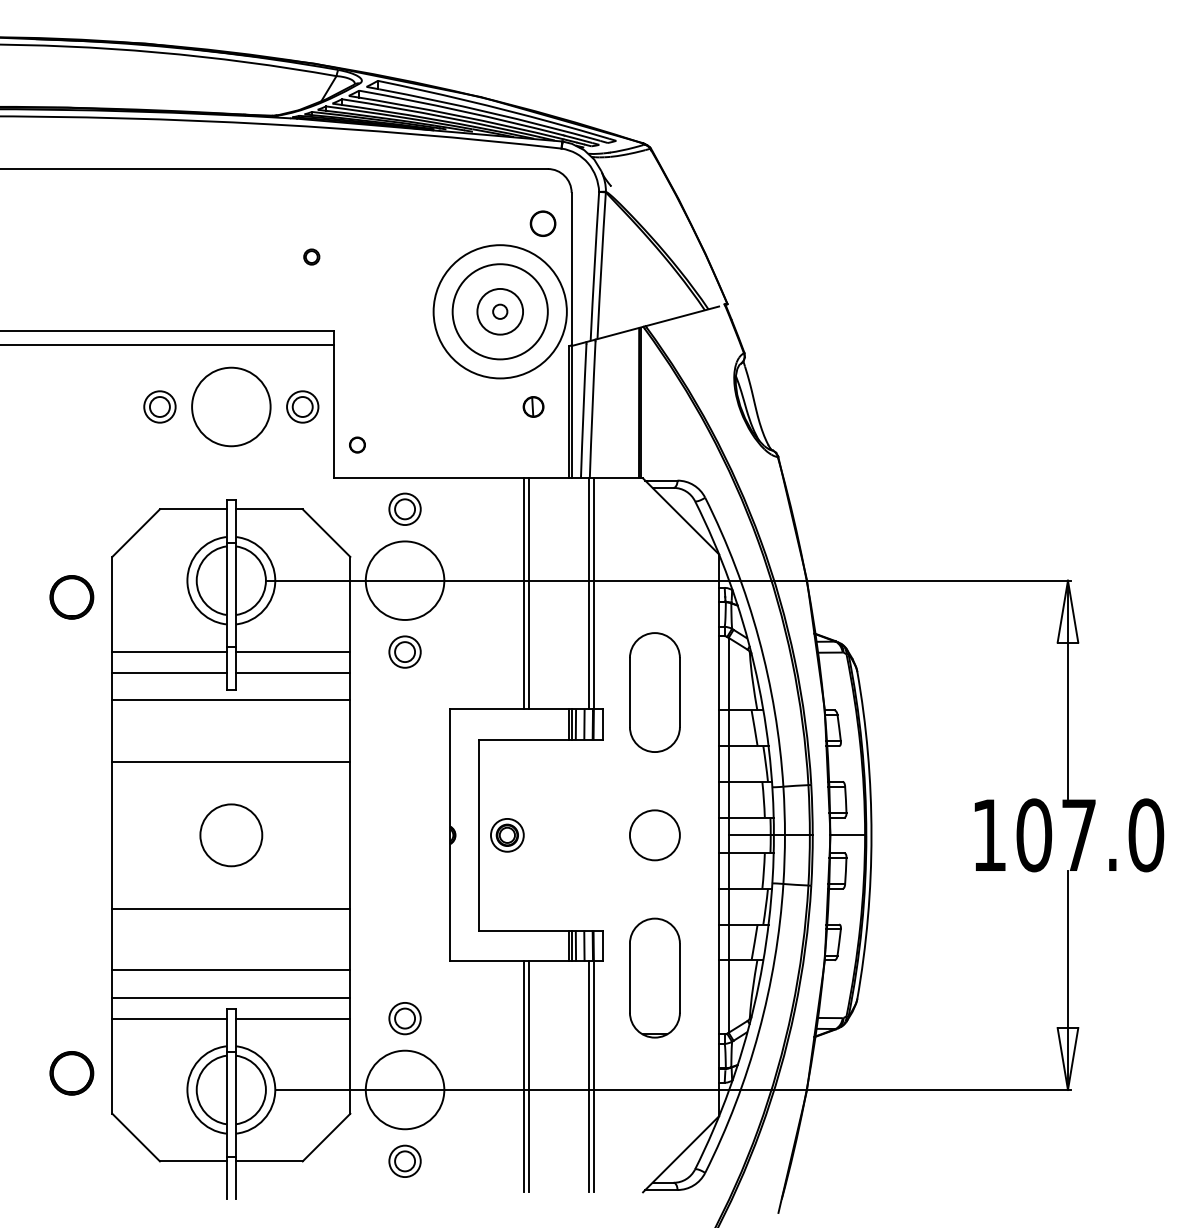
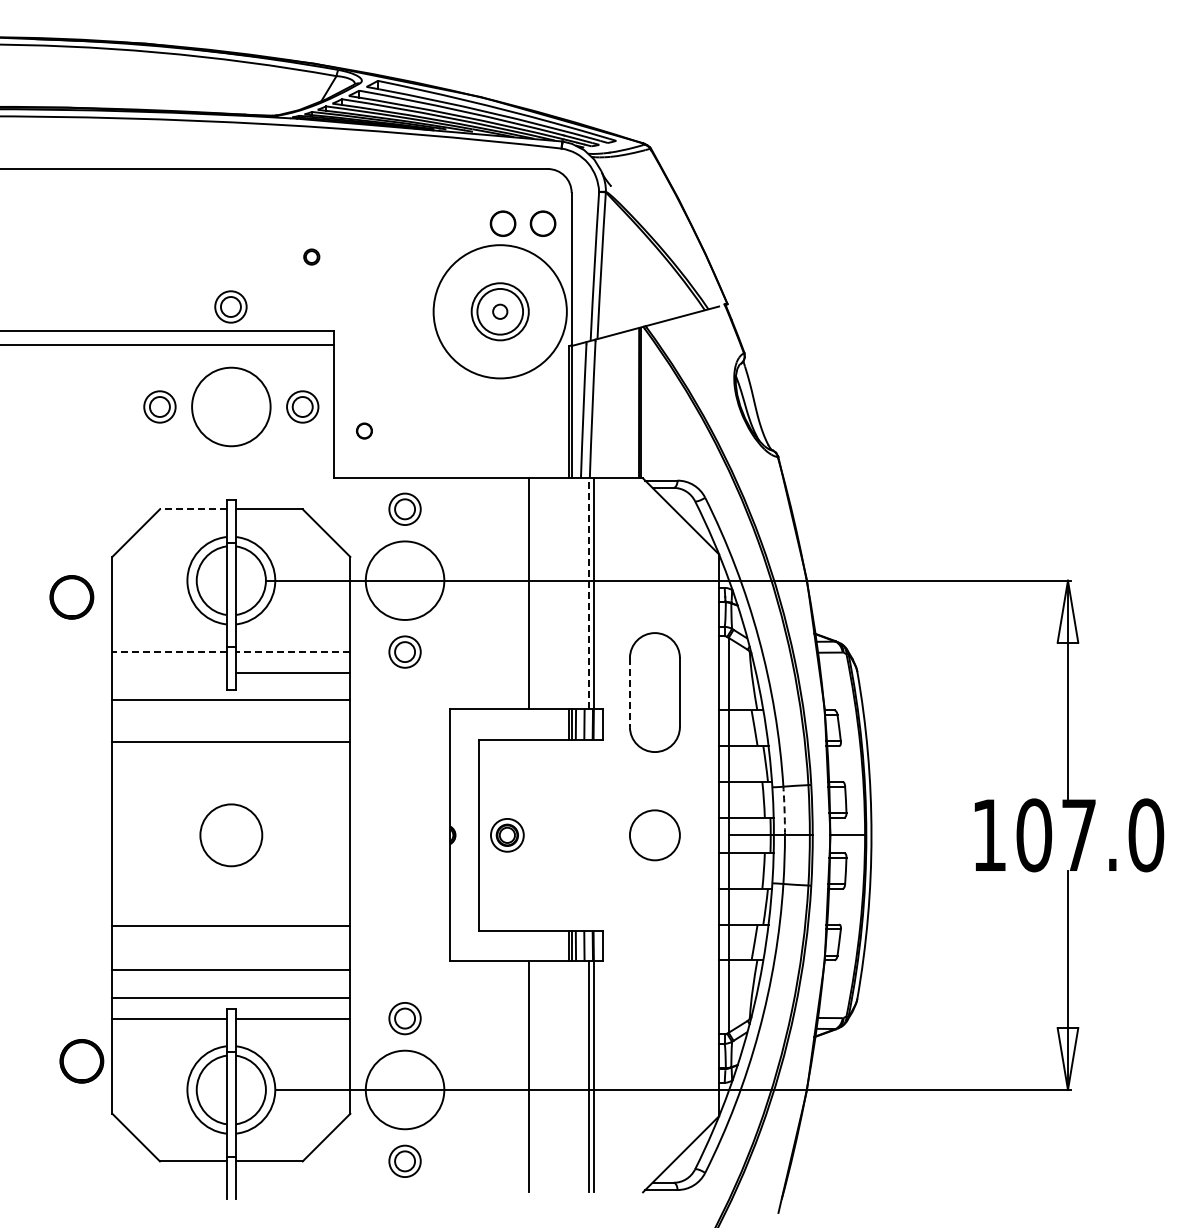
part: none -> present (502, 223)
part: none -> present (230, 306)
circle diameter: 95 px -> 57 px (499, 311)
part: present -> none (533, 406)
circle position: (357, 444) -> (364, 430) (364, 430)
line: solid -> dashed (192, 509)
line: present -> none (523, 593)
line: solid -> dashed (589, 593)
line: solid -> dashed (168, 652)
line: solid -> dashed (292, 652)
line: present -> none (169, 672)
line: solid -> dashed (629, 692)
line position: (231, 762) -> (231, 742) (231, 742)
arc: solid -> dashed (784, 811)
line position: (231, 908) -> (231, 925) (231, 925)
part: present -> none (654, 977)
part position: (71, 1073) -> (81, 1061) (81, 1061)
line: present -> none (523, 1076)
